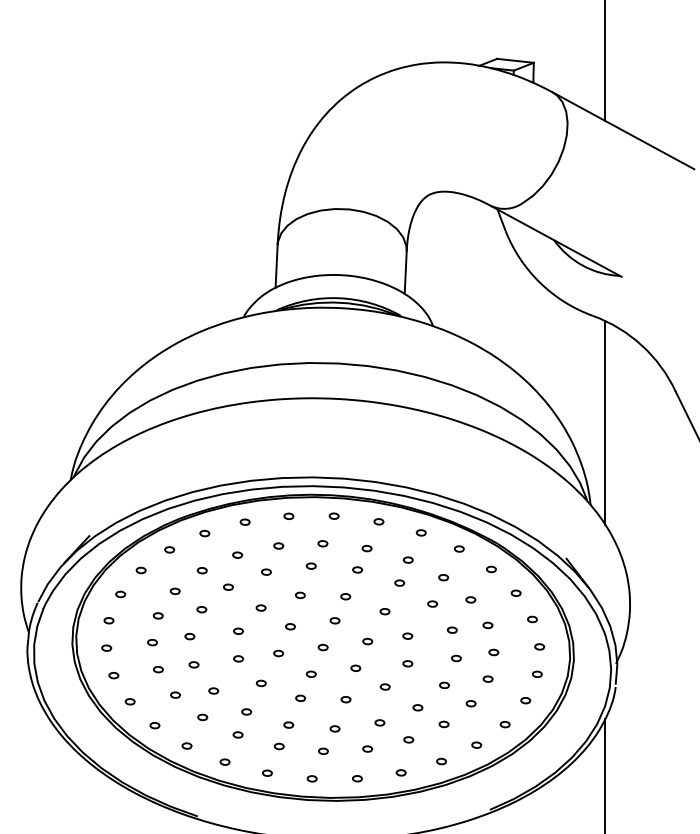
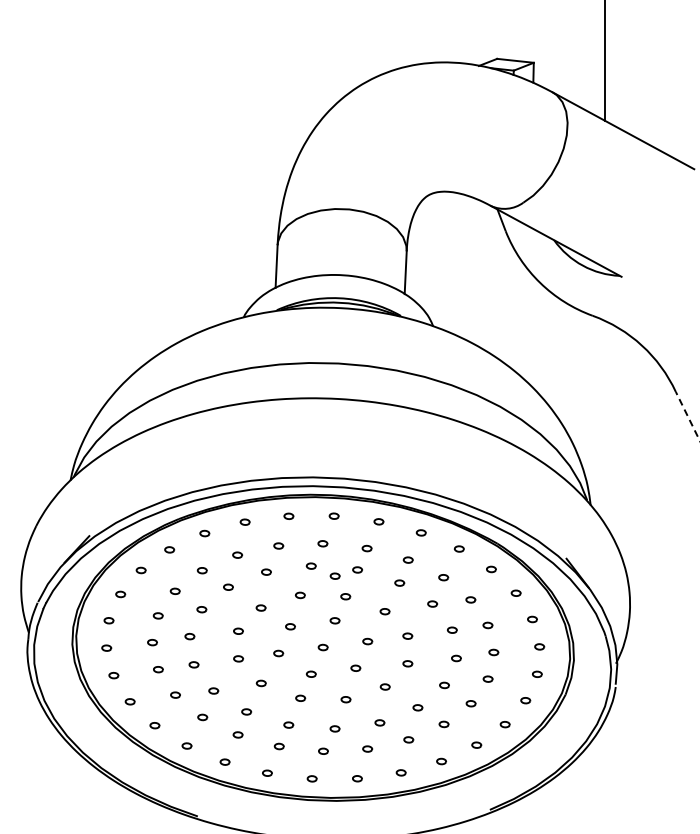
line: solid -> dashed (687, 416)
line: present -> none (605, 422)
part: none -> present (334, 575)
line: present -> none (605, 774)
